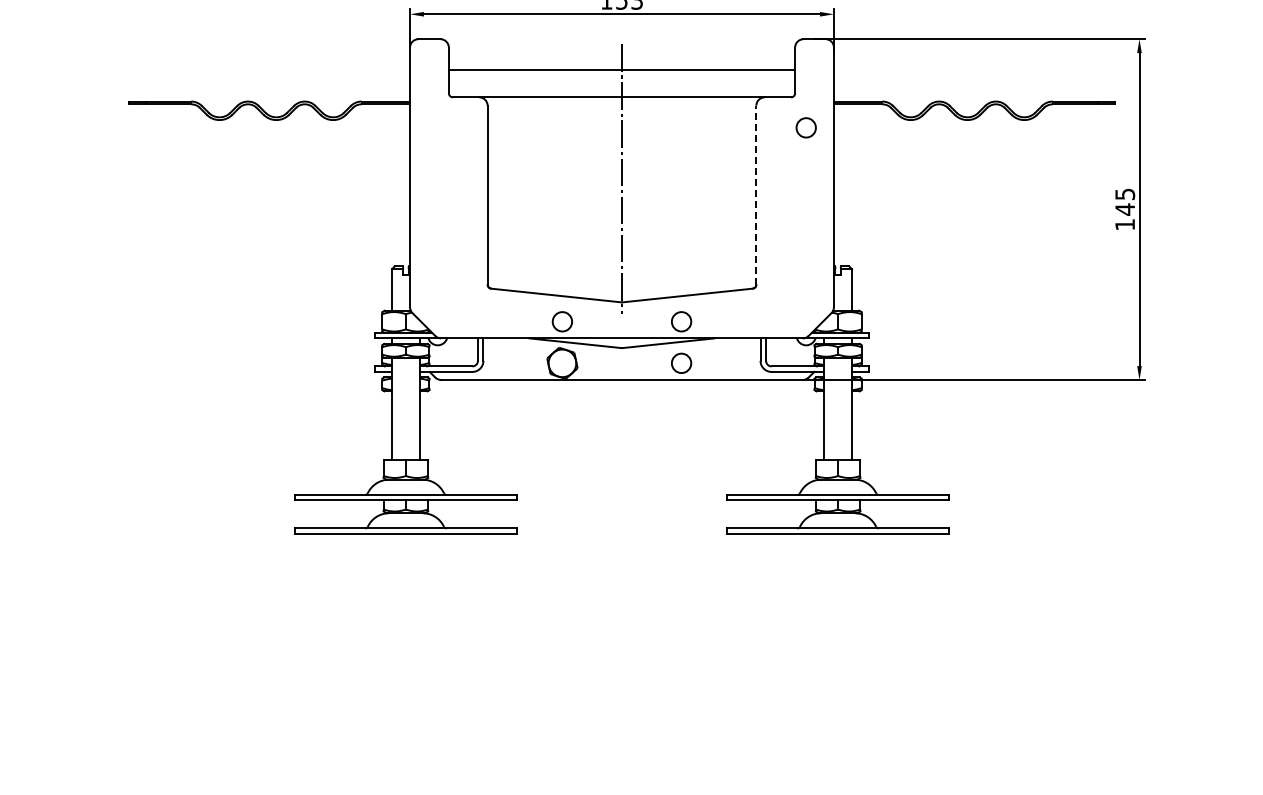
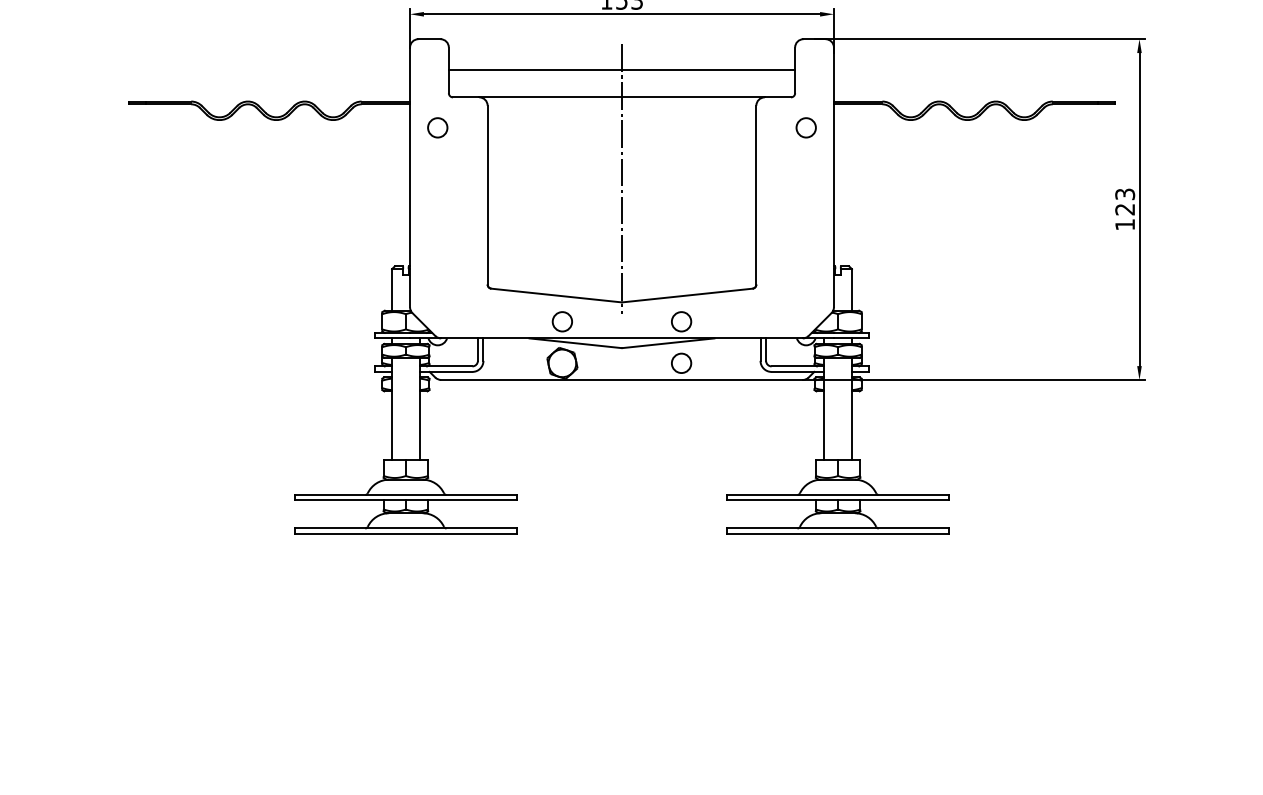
circle: none -> present (437, 127)
line: dashed -> solid (756, 194)
text: 145 -> 123 (1124, 201)
